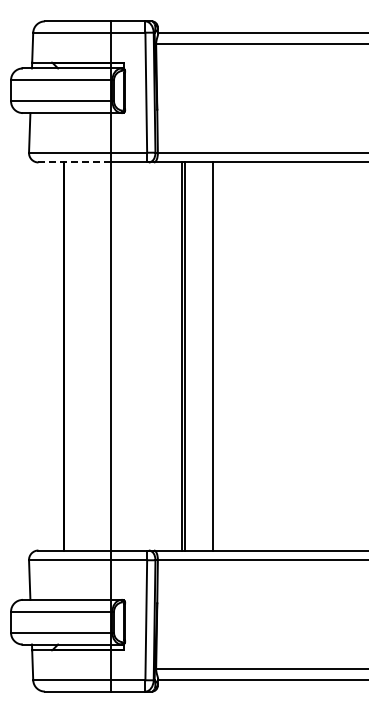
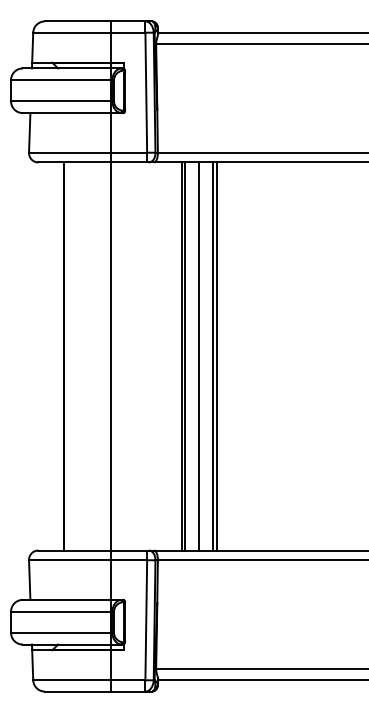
line: dashed -> solid (74, 162)
line: none -> present (199, 356)
line: none -> present (216, 356)
